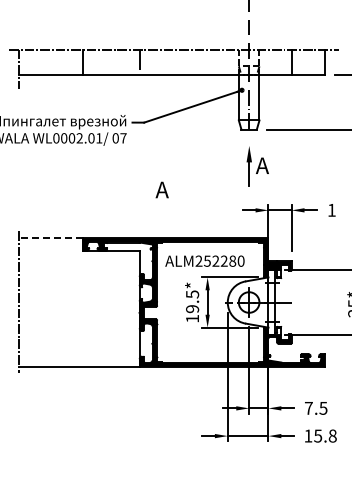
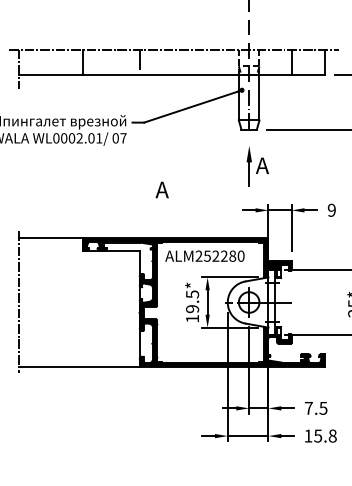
text: 1 -> 9 (331, 209)
line: dashed -> solid (50, 238)
text position: (204, 260) -> (204, 255) (204, 255)
